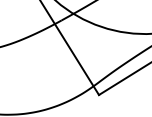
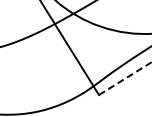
line: solid -> dashed (125, 78)
